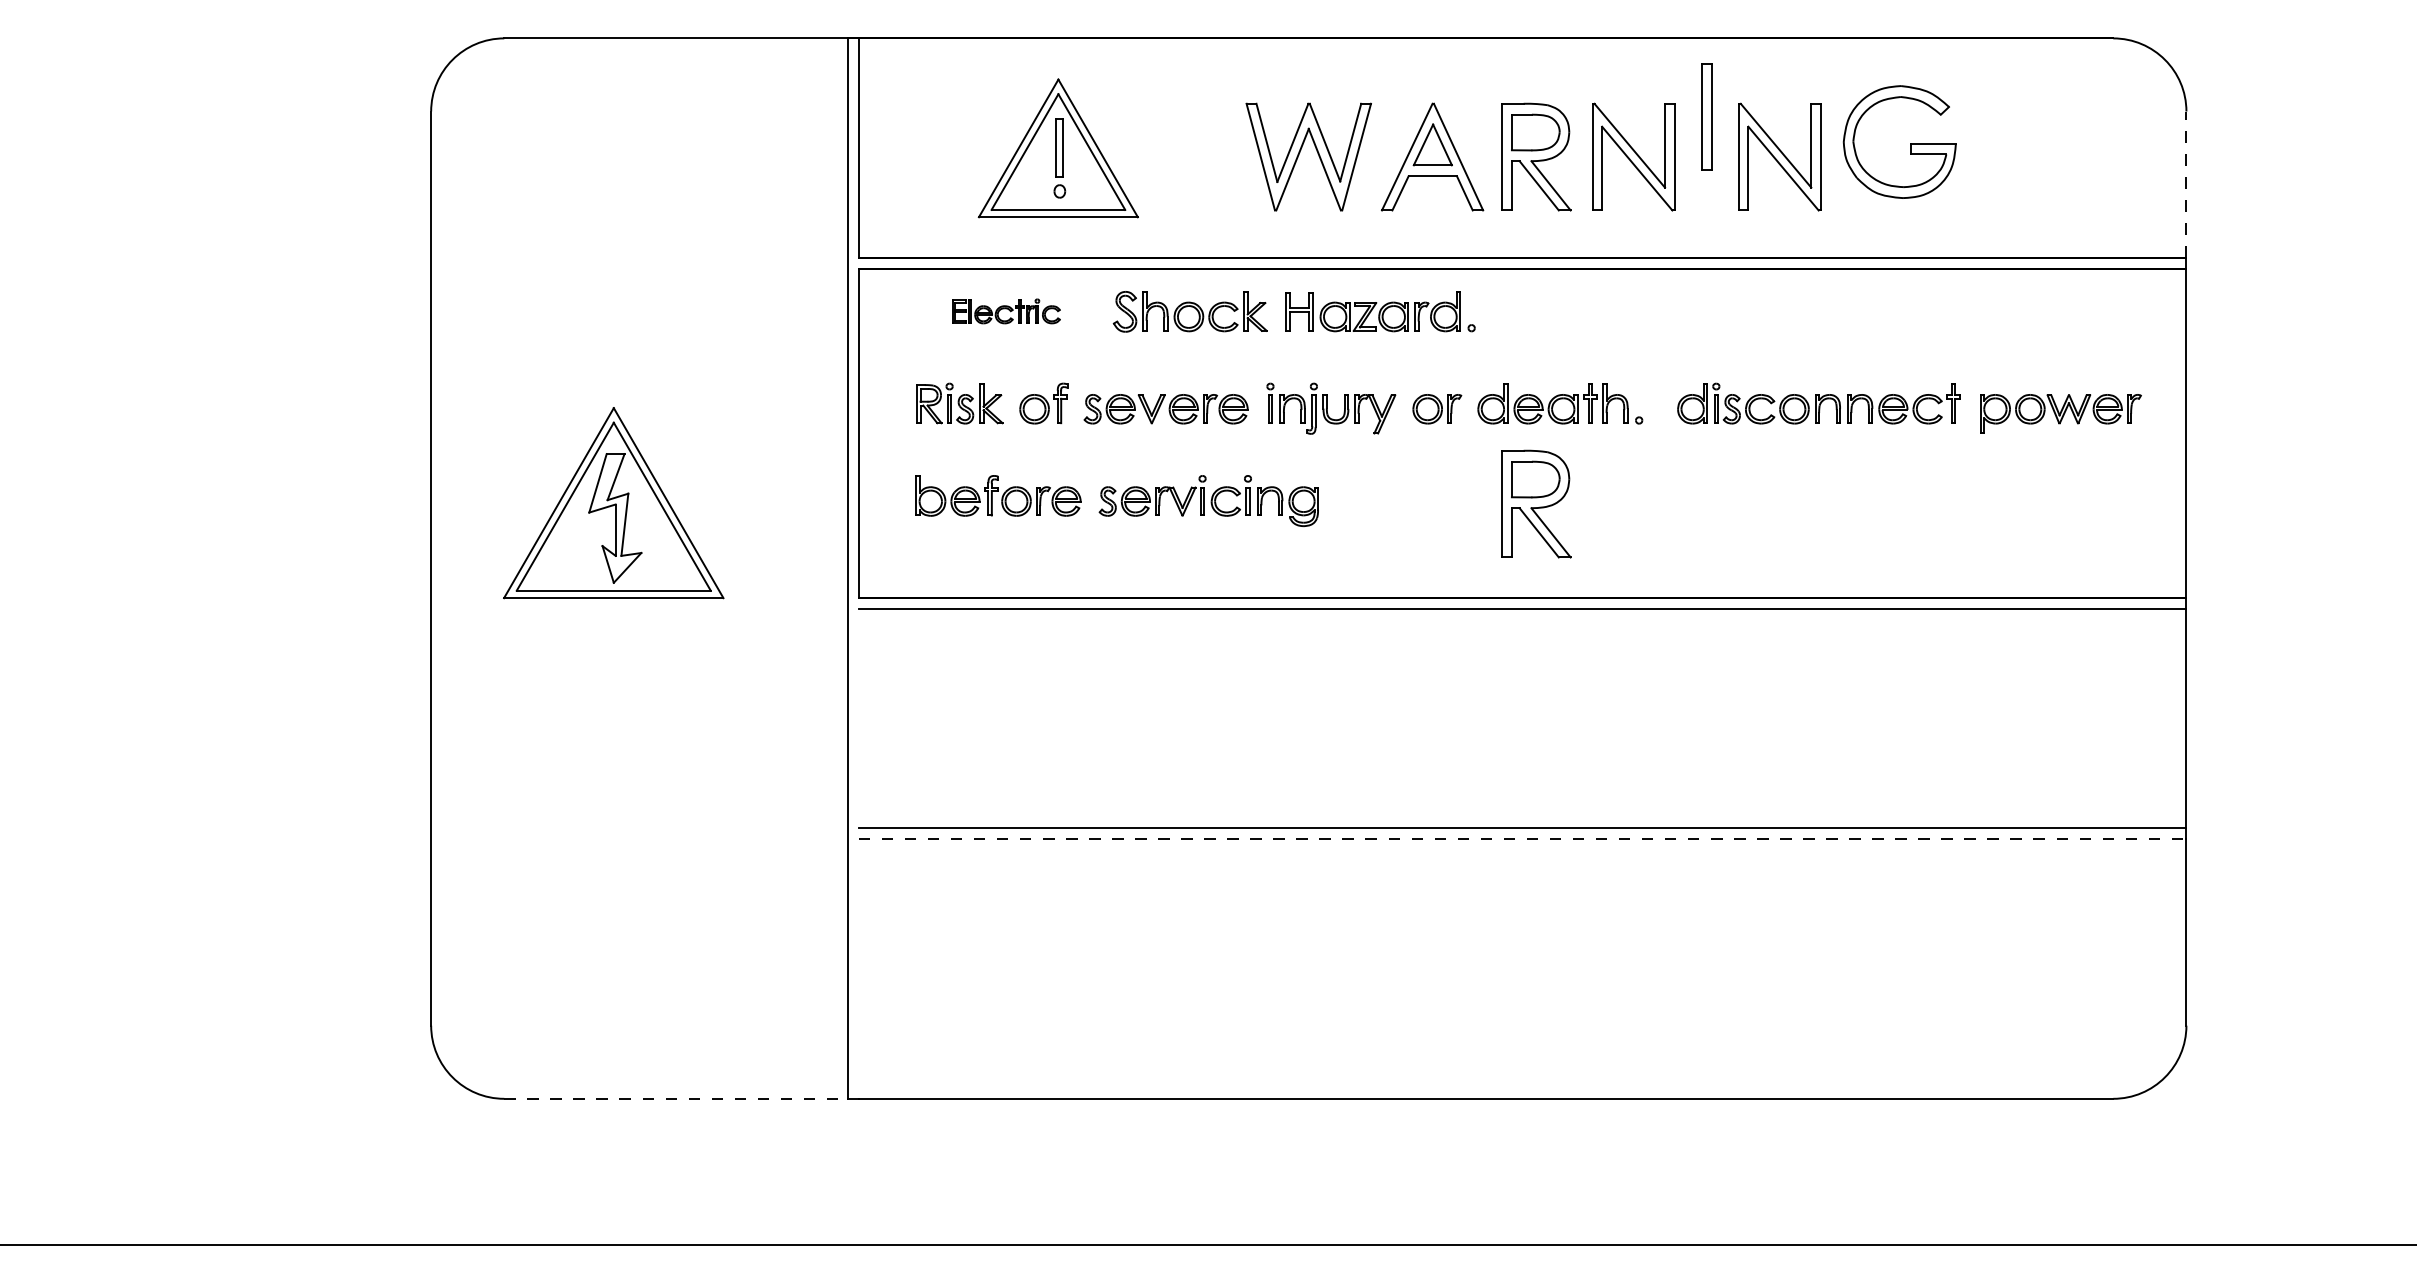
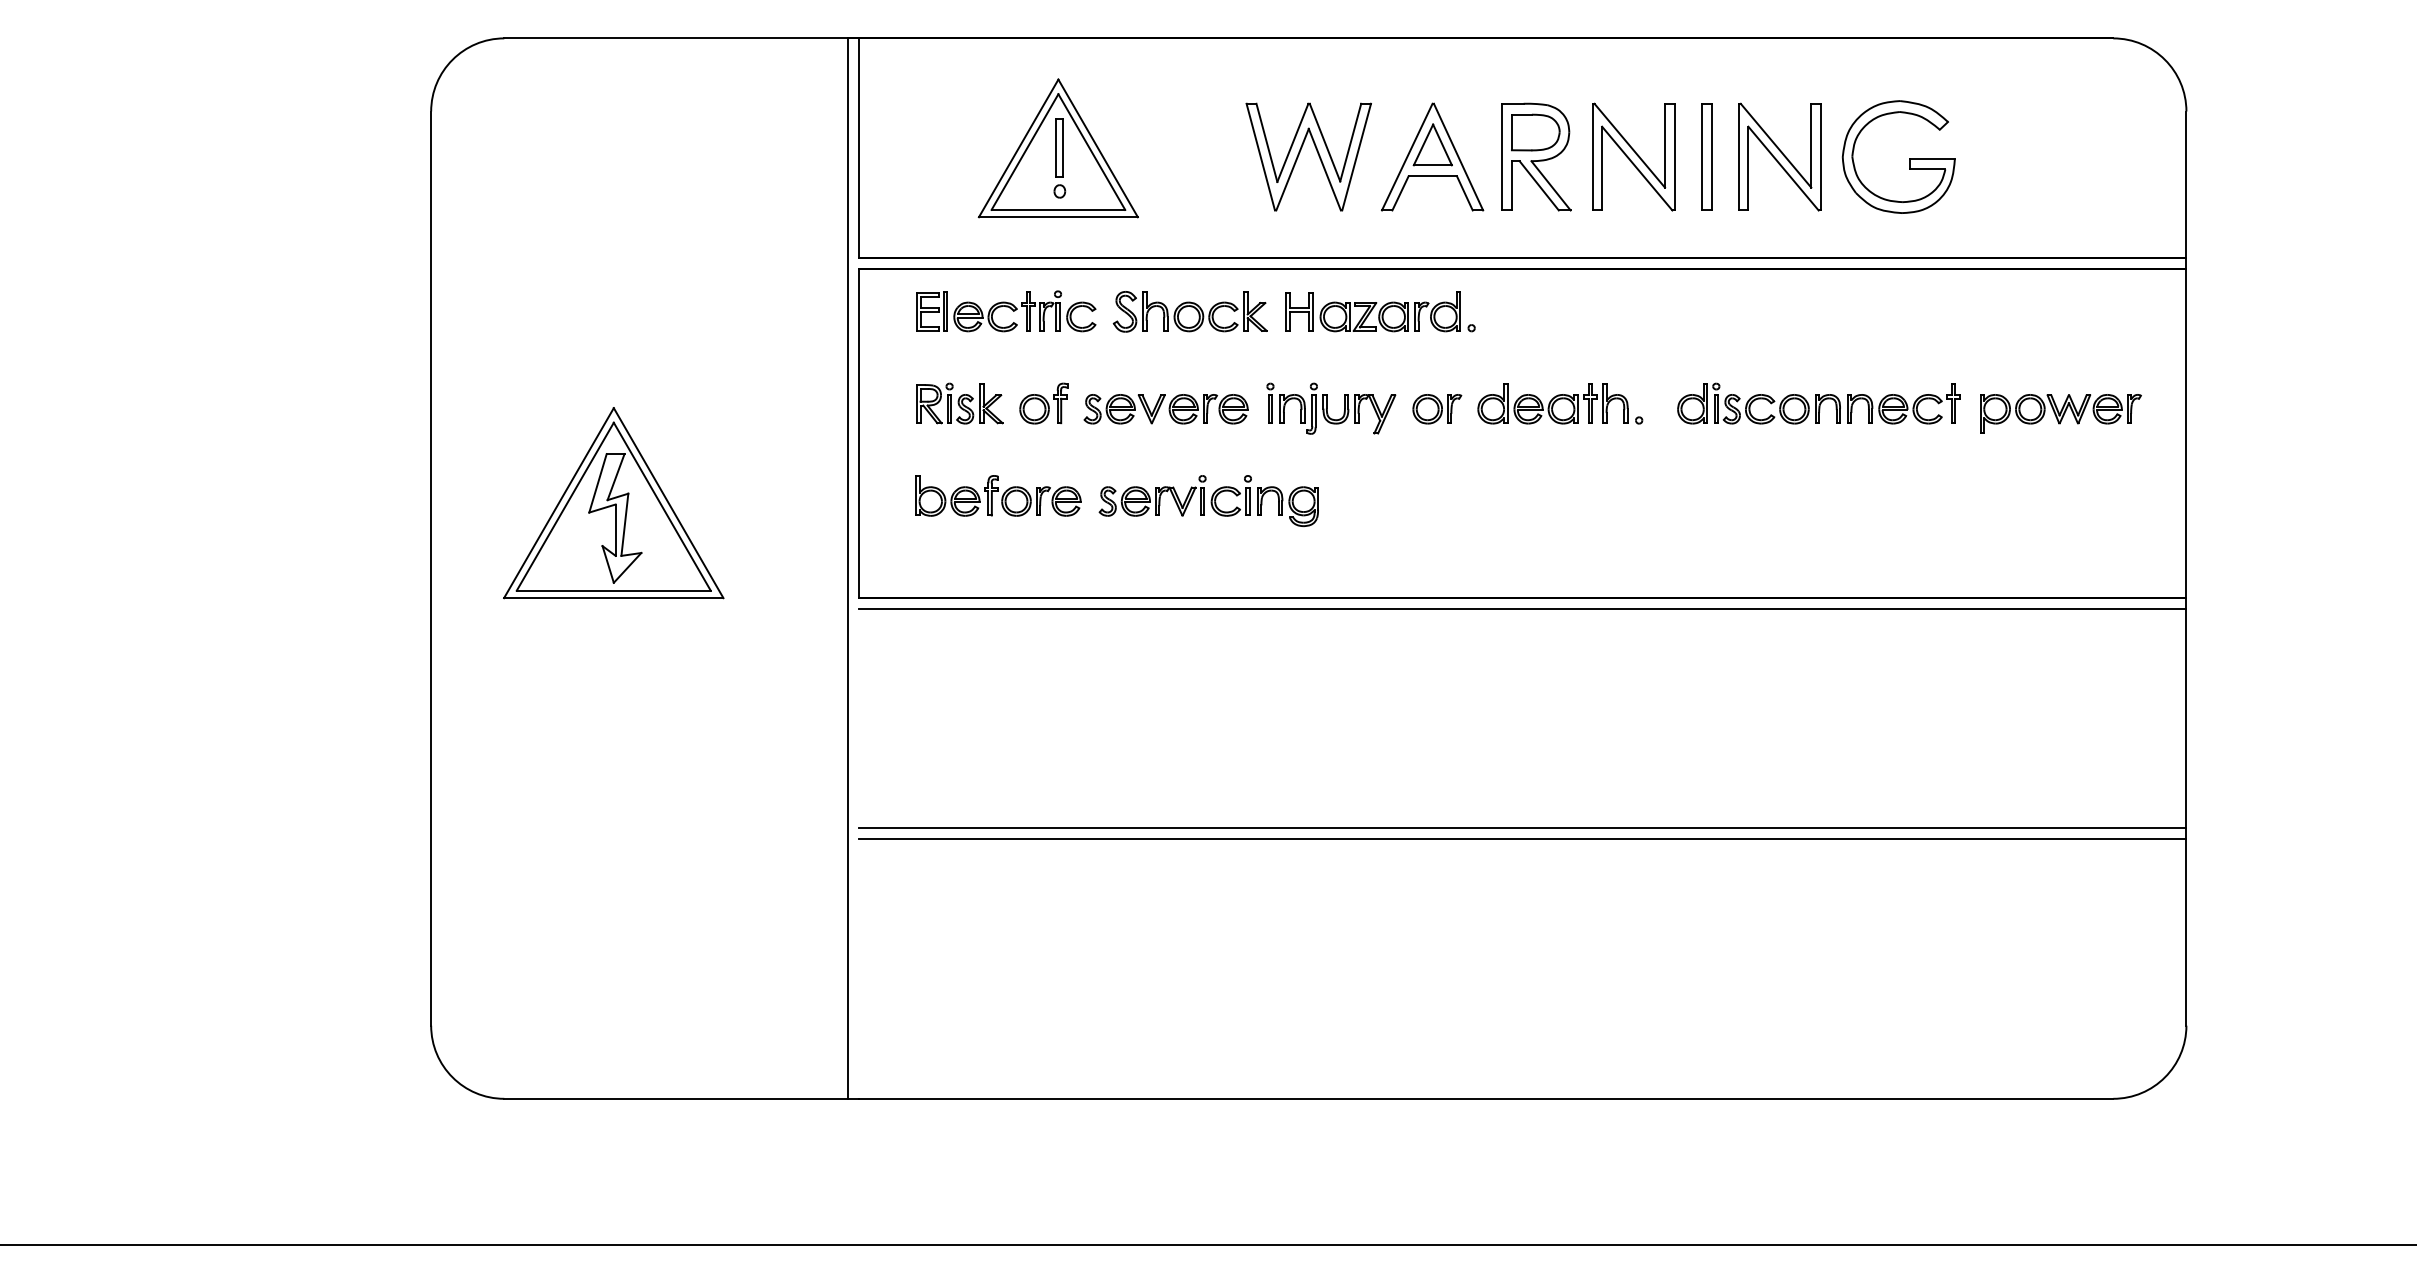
part position: (1706, 116) -> (1706, 156) (1706, 156)
part position: (1910, 143) -> (1909, 158) (1909, 158)
line: dashed -> solid (2186, 184)
part size: 109x27 px -> 181x43 px (1006, 311)
part: present -> none (1536, 503)
line: dashed -> solid (1522, 839)
line: dashed -> solid (676, 1098)
